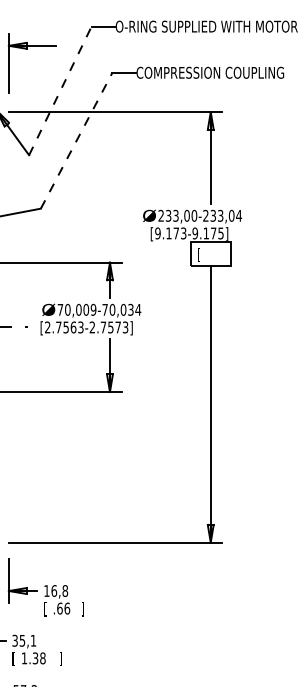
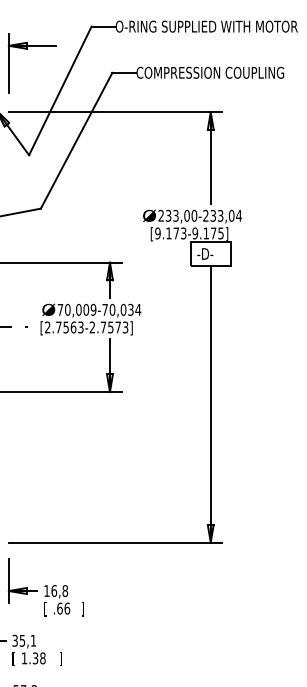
line: dashed -> solid (60, 90)
line: dashed -> solid (76, 140)
text: [ -> -D- (205, 254)
